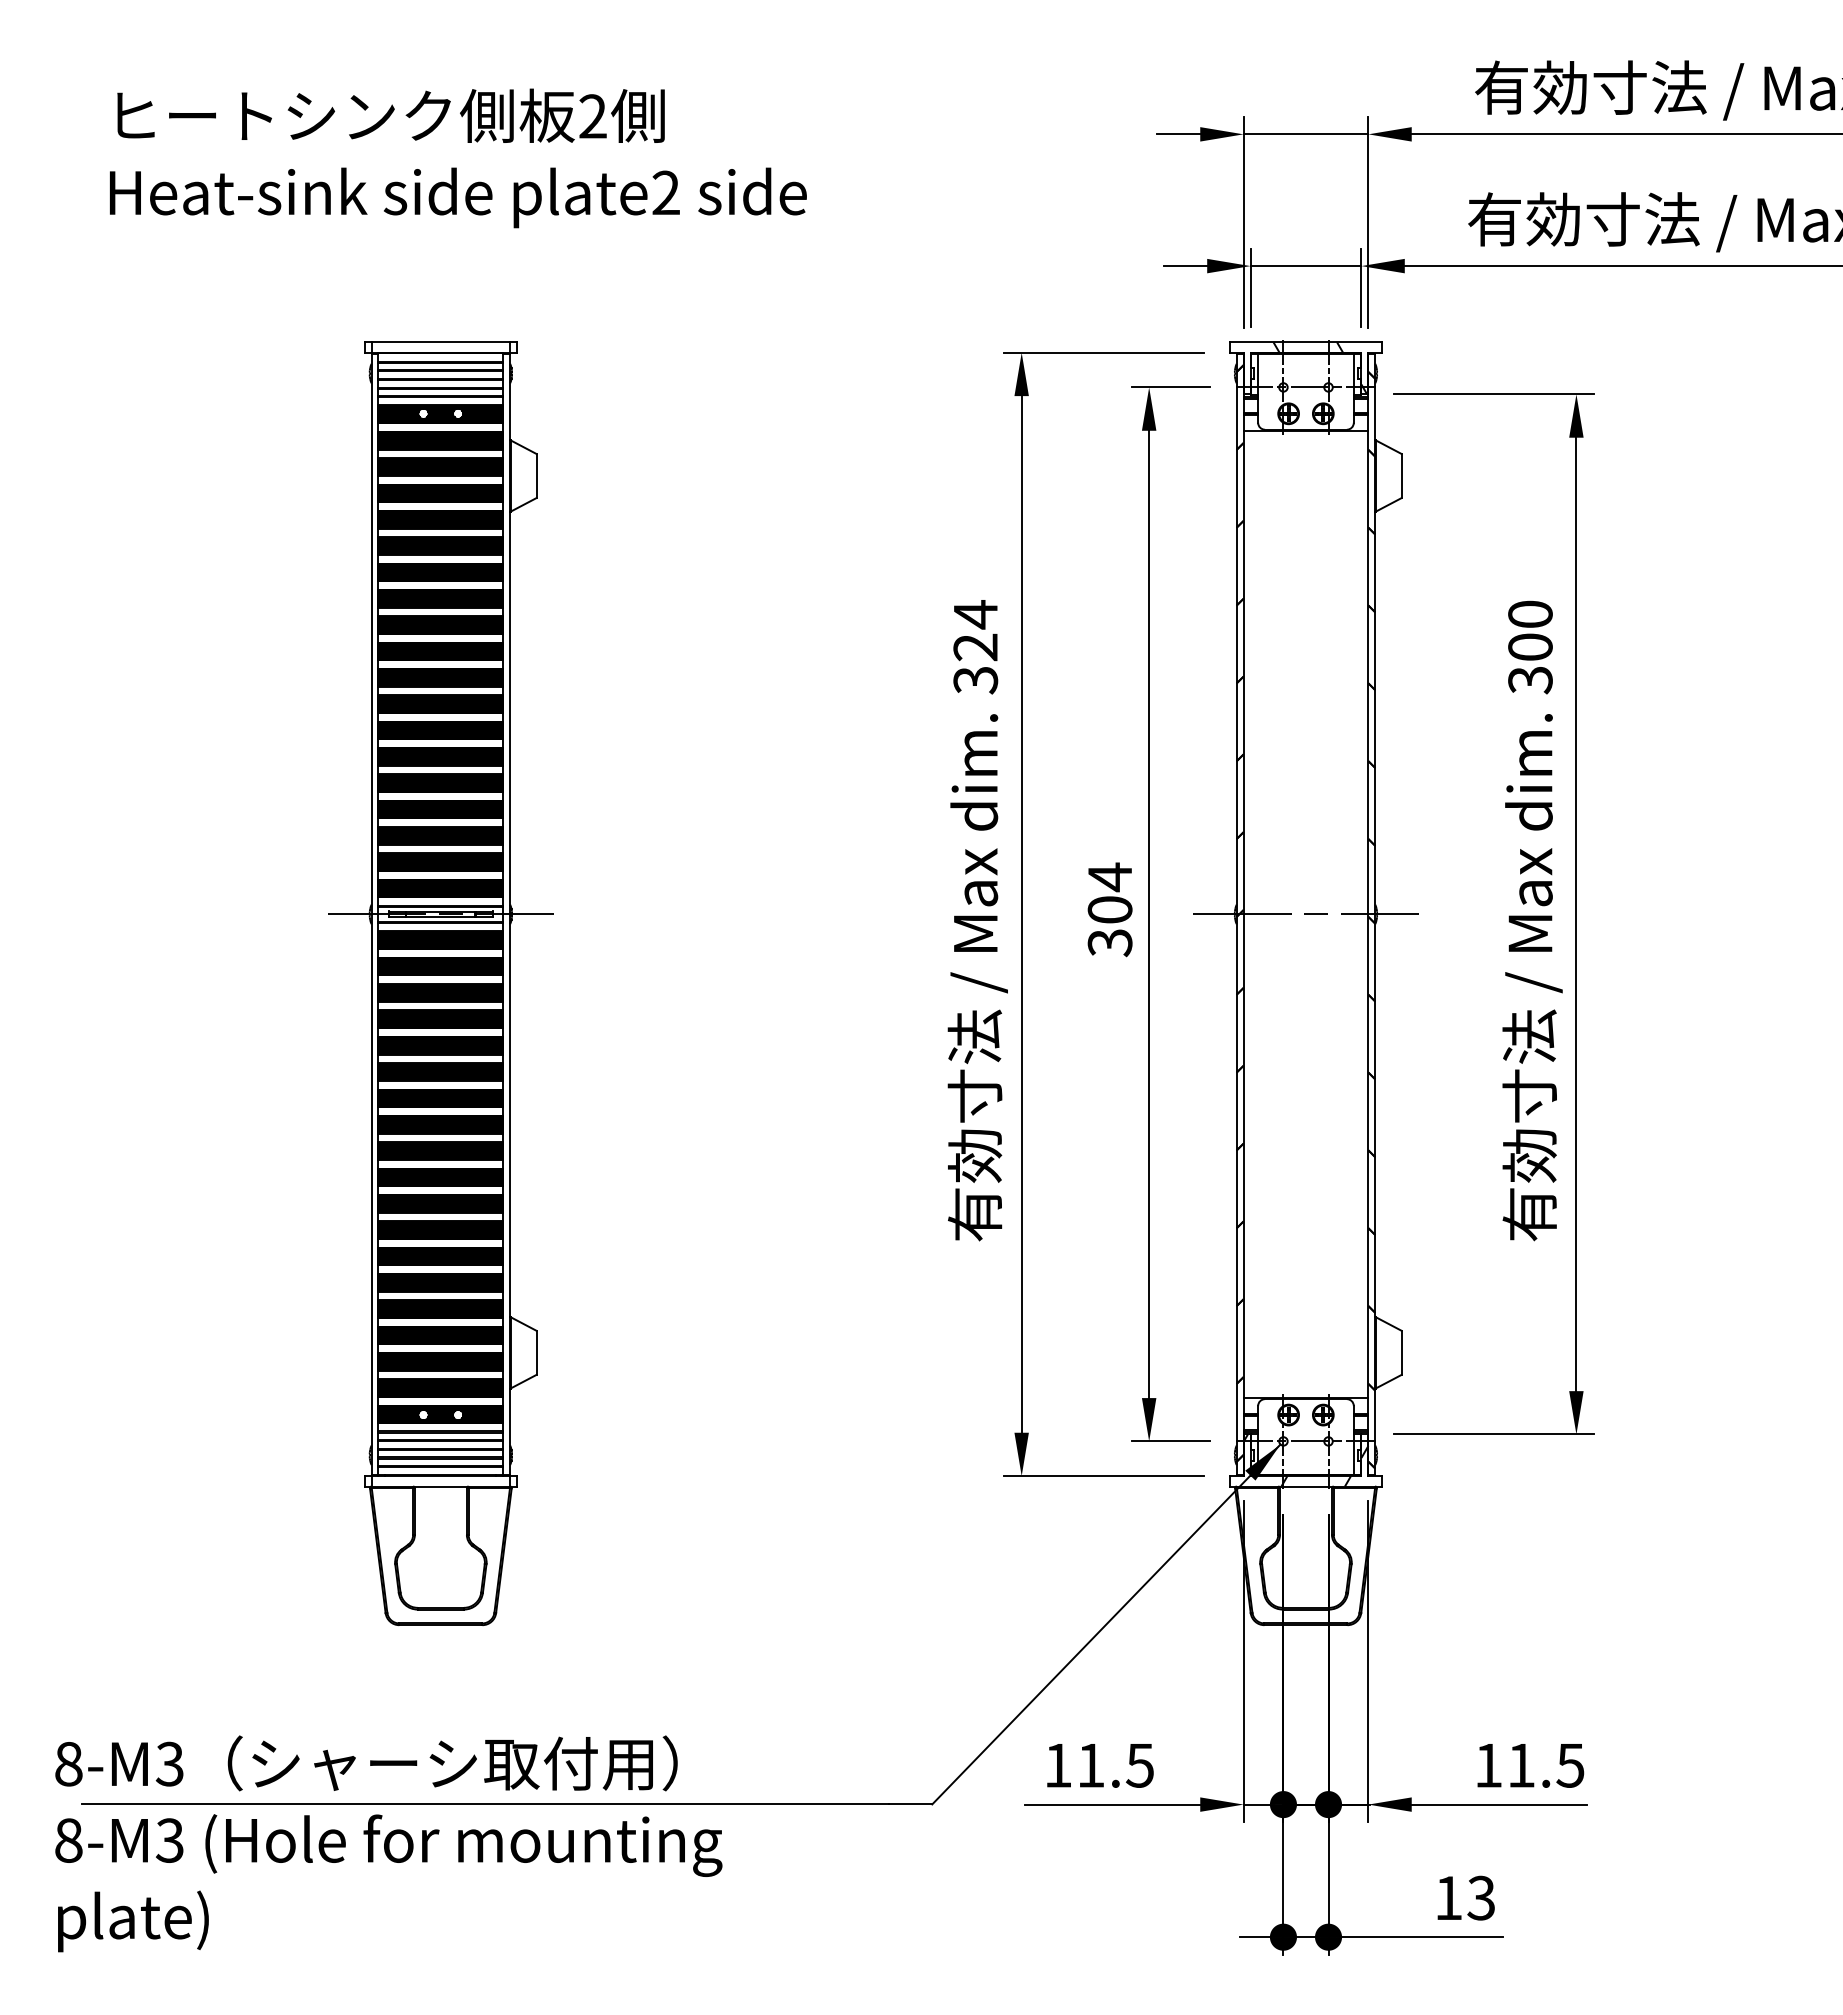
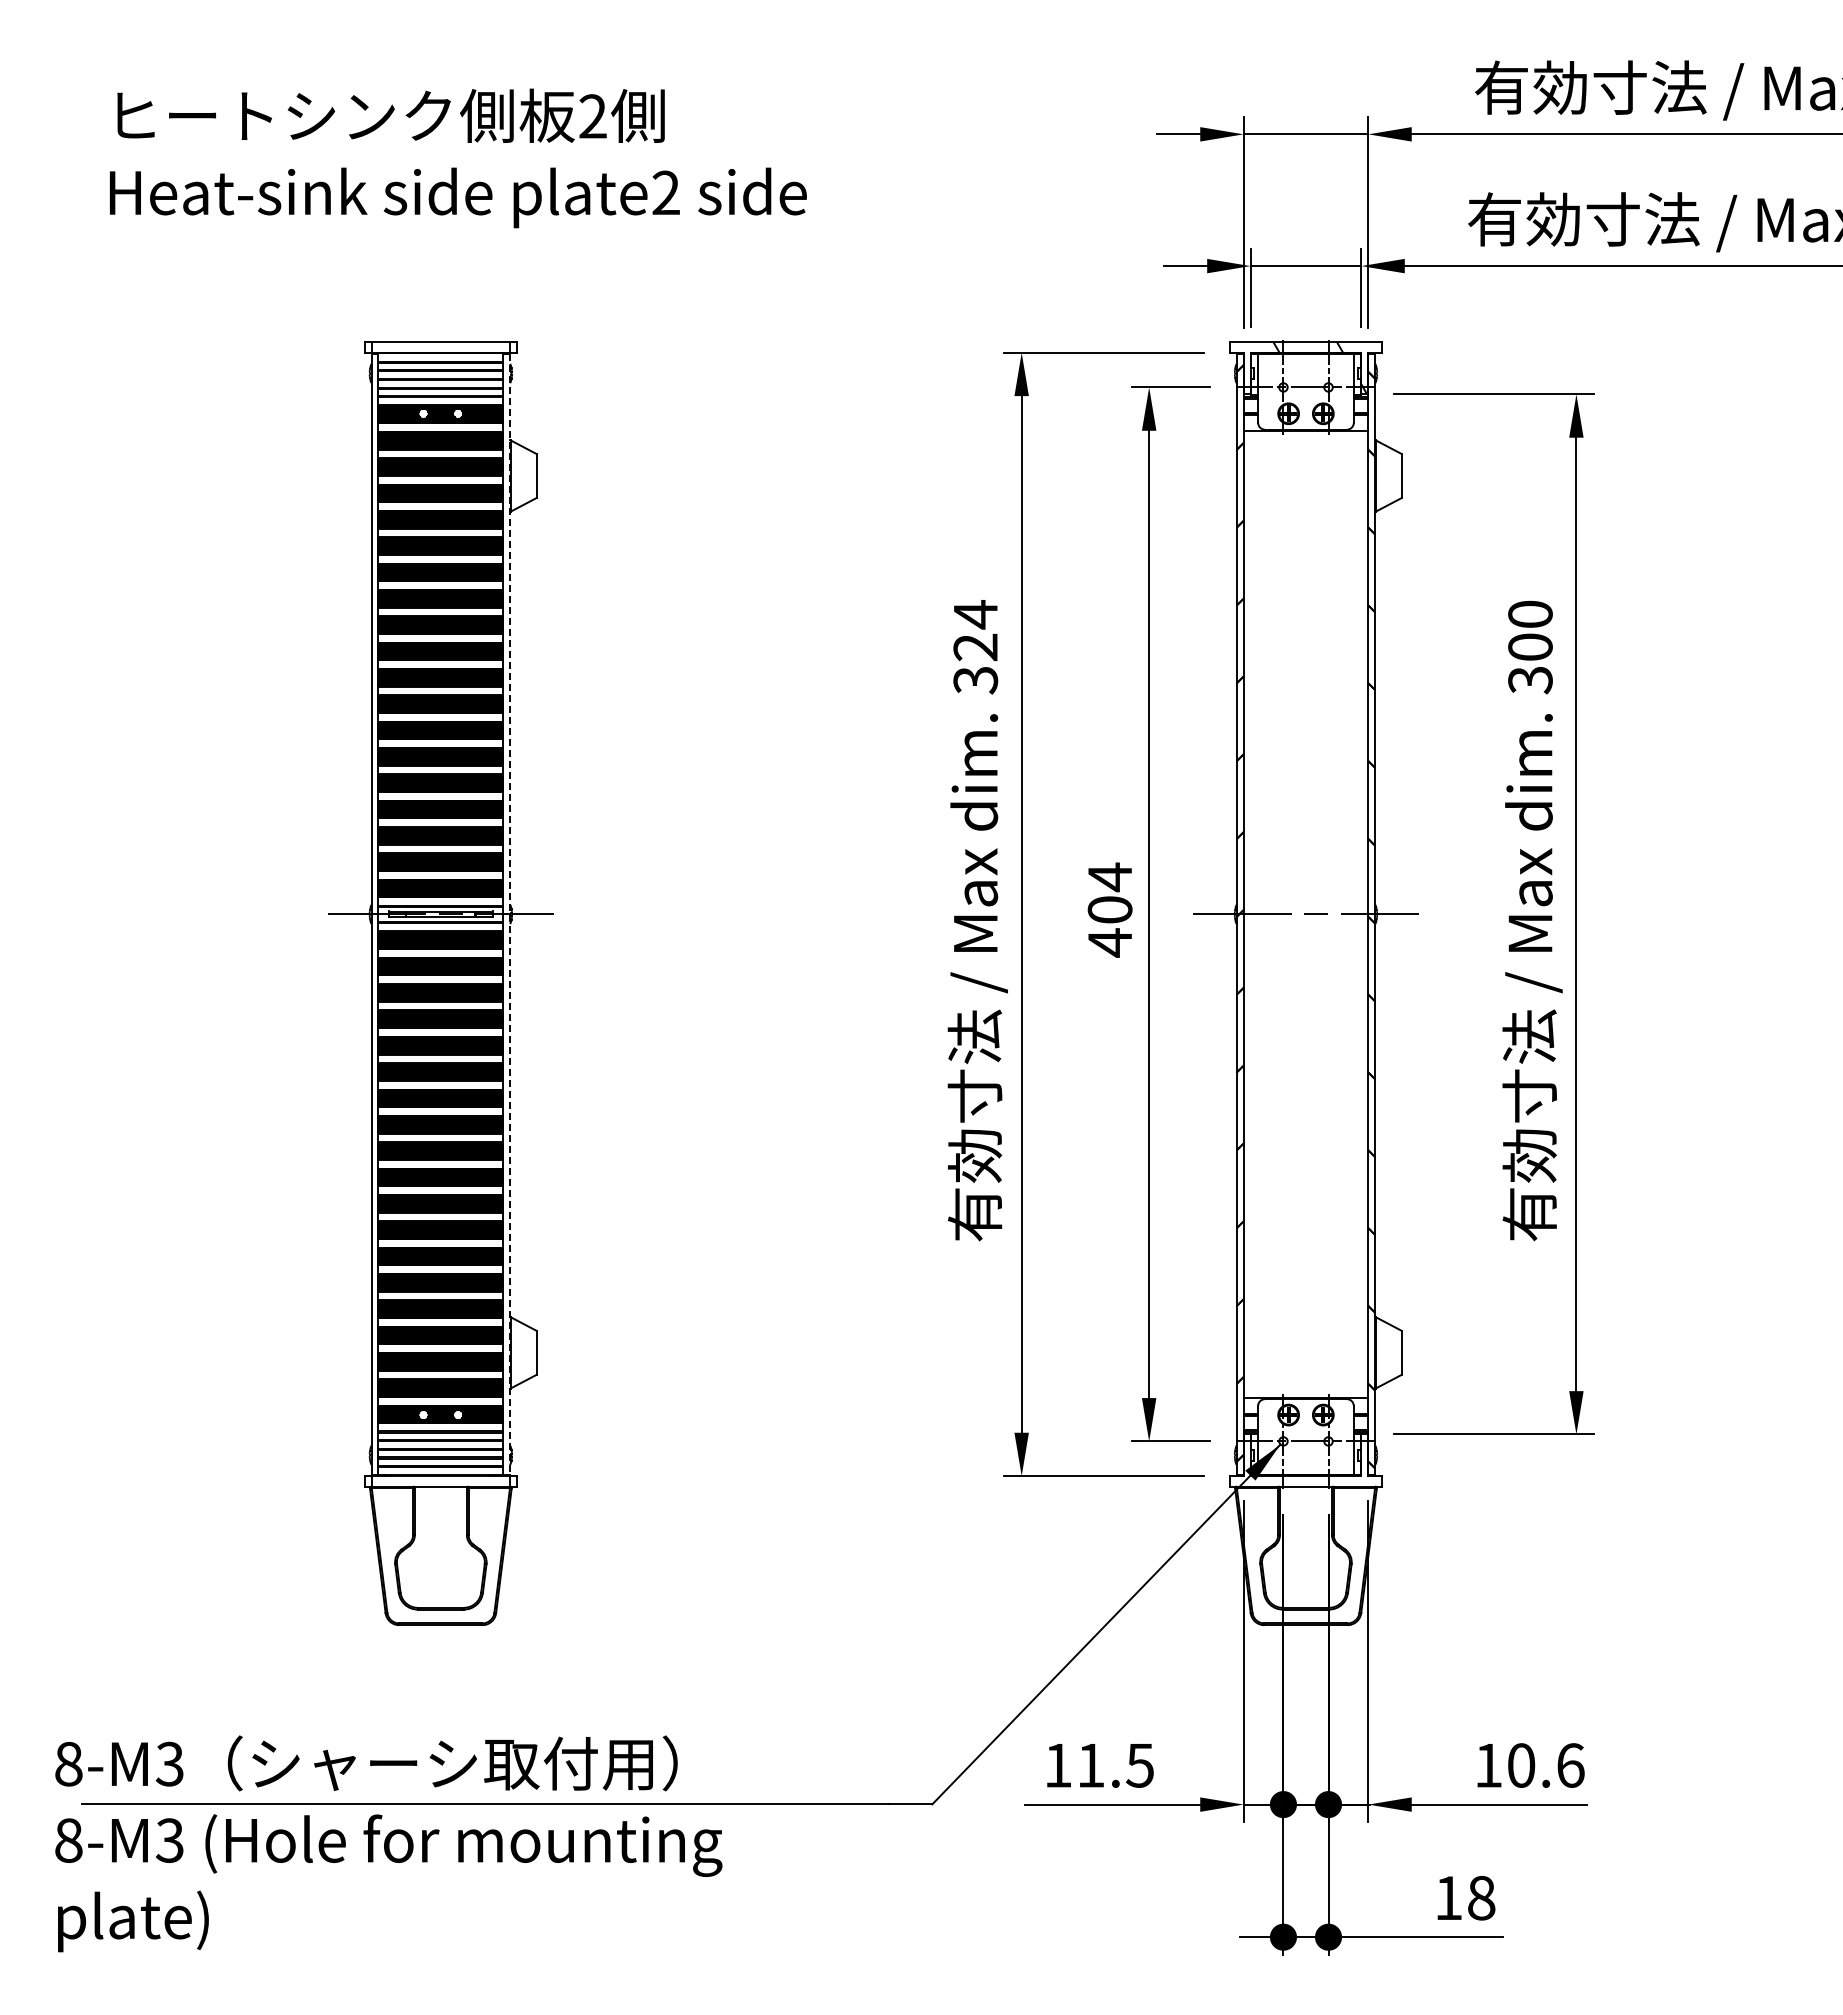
line: solid -> dashed (510, 914)
text: 304 -> 404 (1109, 942)
hatch: present -> none (1305, 1460)
text: 11.5 -> 10.6 (1546, 1765)
text: 13 -> 18 (1481, 1897)
